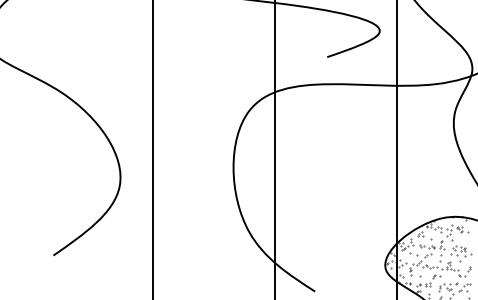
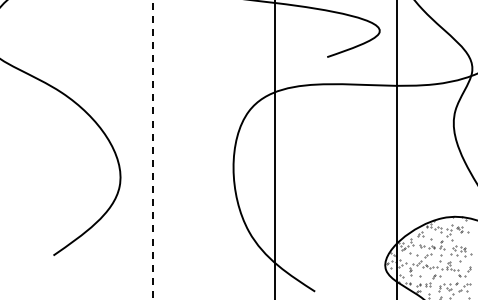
line: solid -> dashed (153, 149)
